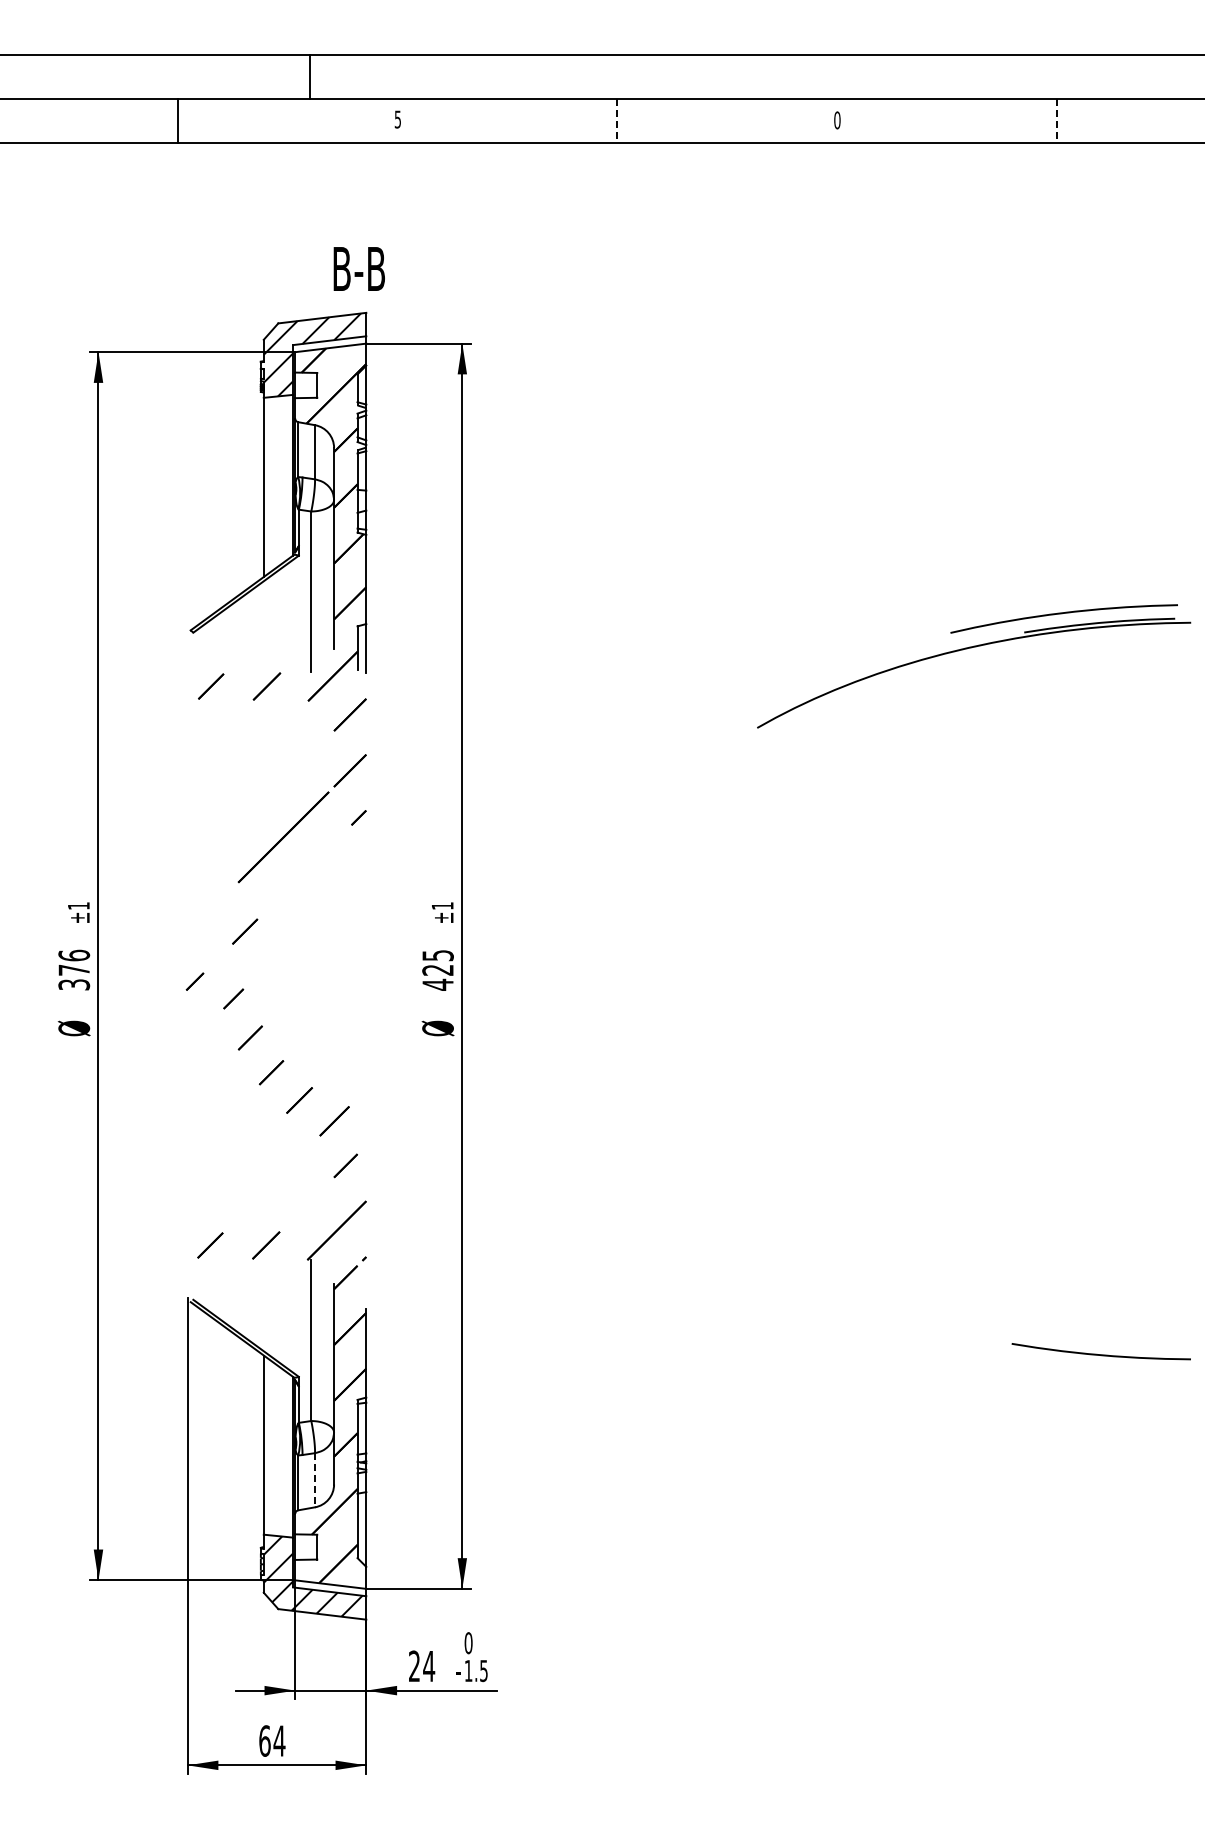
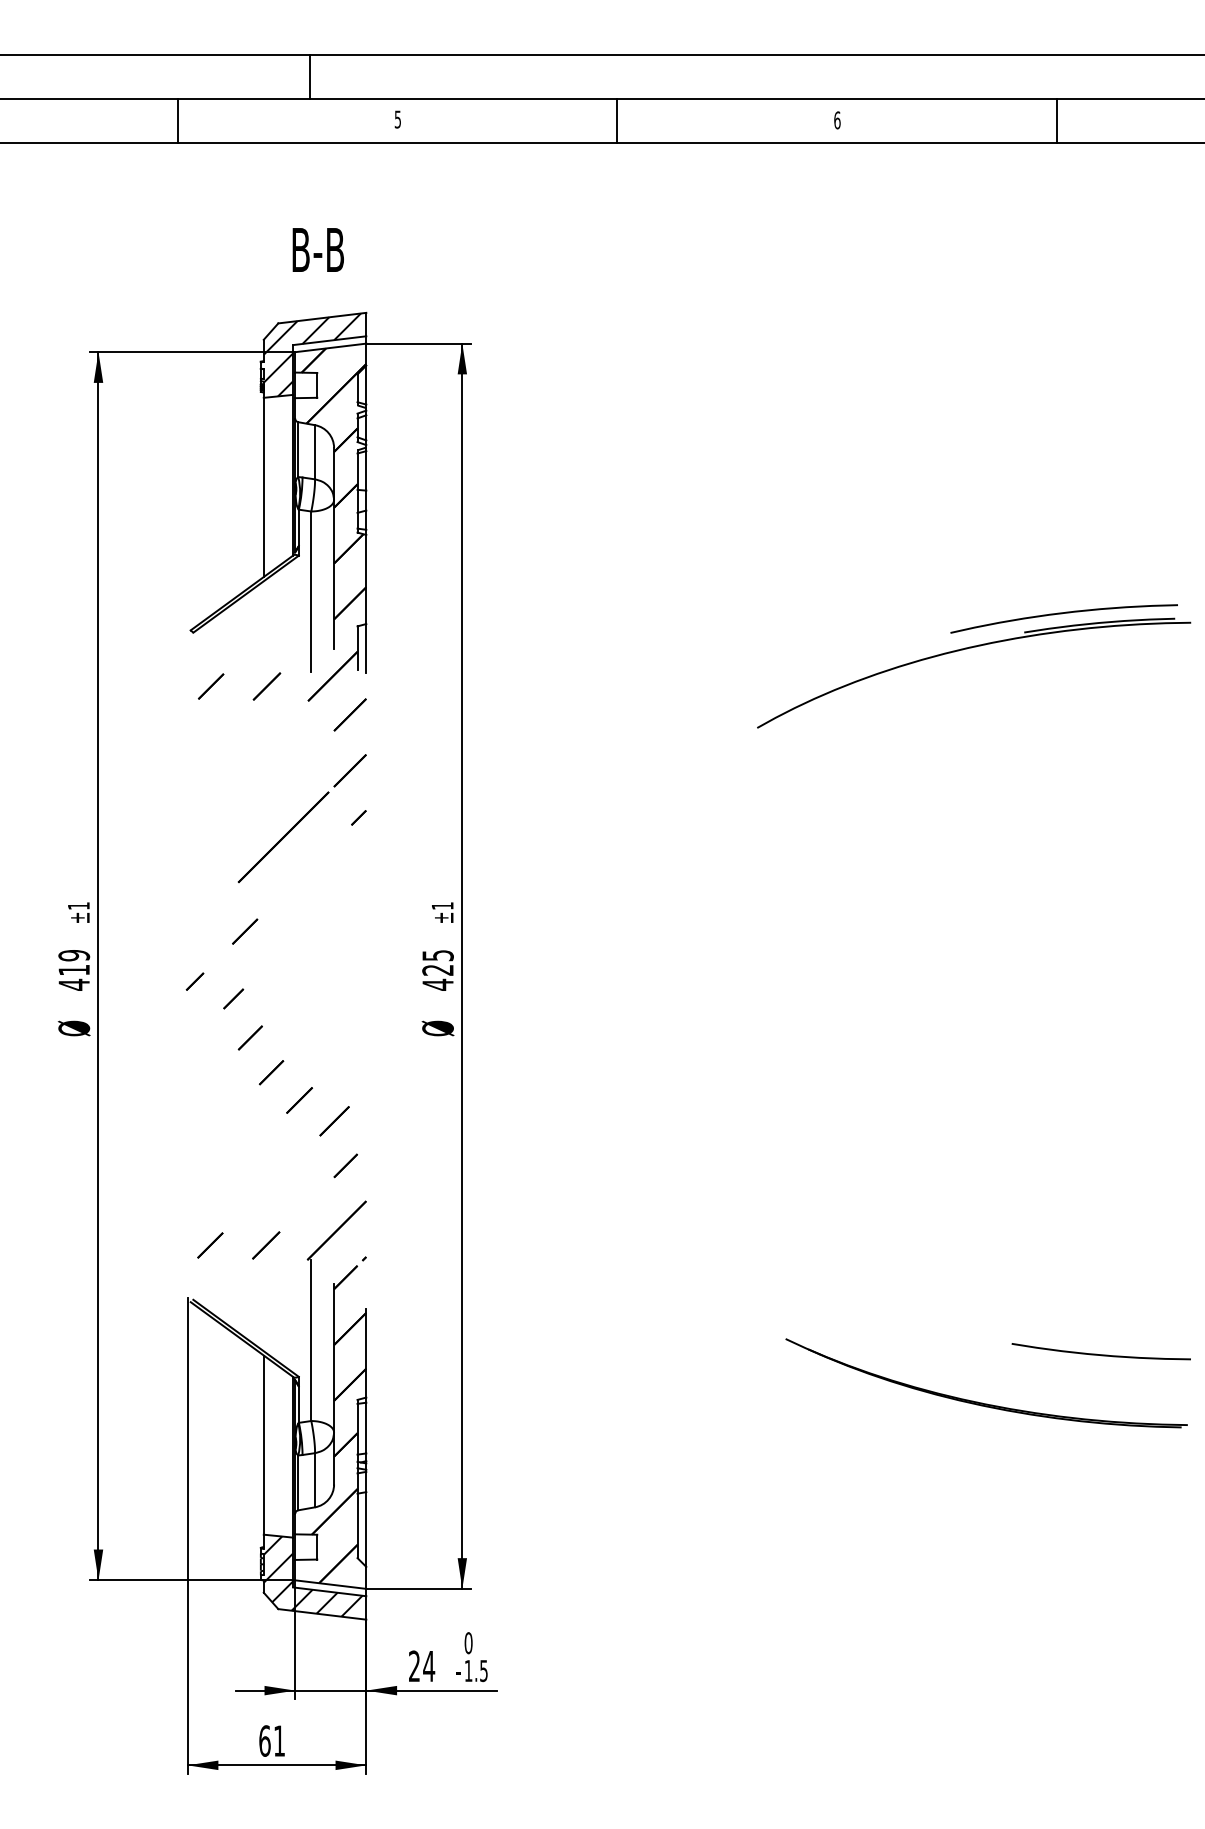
line: dashed -> solid (617, 120)
text: 0 -> 6 (837, 120)
line: dashed -> solid (1056, 120)
text position: (358, 268) -> (317, 249) (317, 249)
text: 376 -> 419 (74, 969)
part: none -> present (982, 1402)
line: dashed -> solid (314, 1480)
text: 64 -> 61 (279, 1740)
